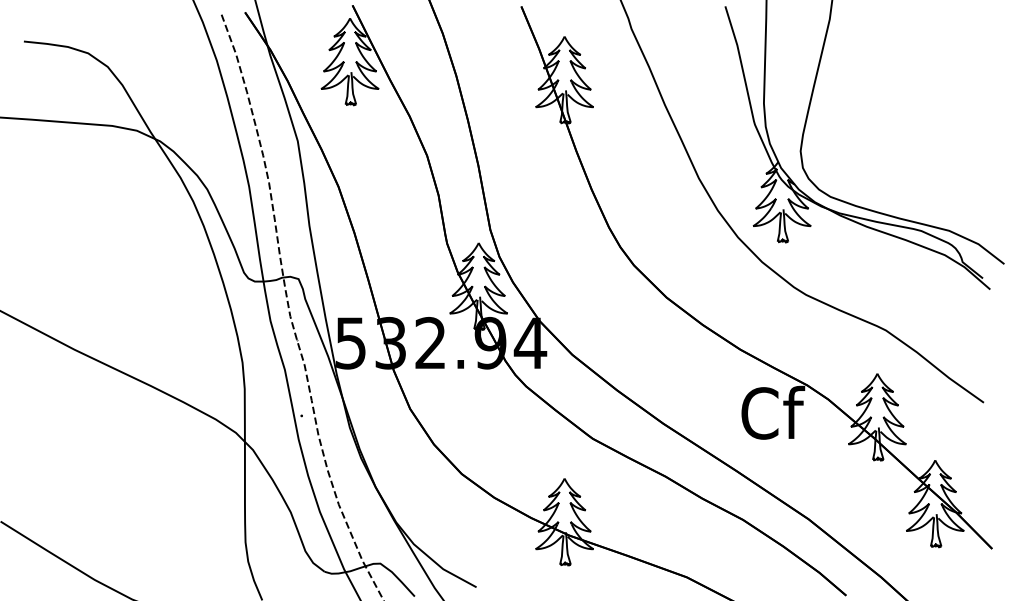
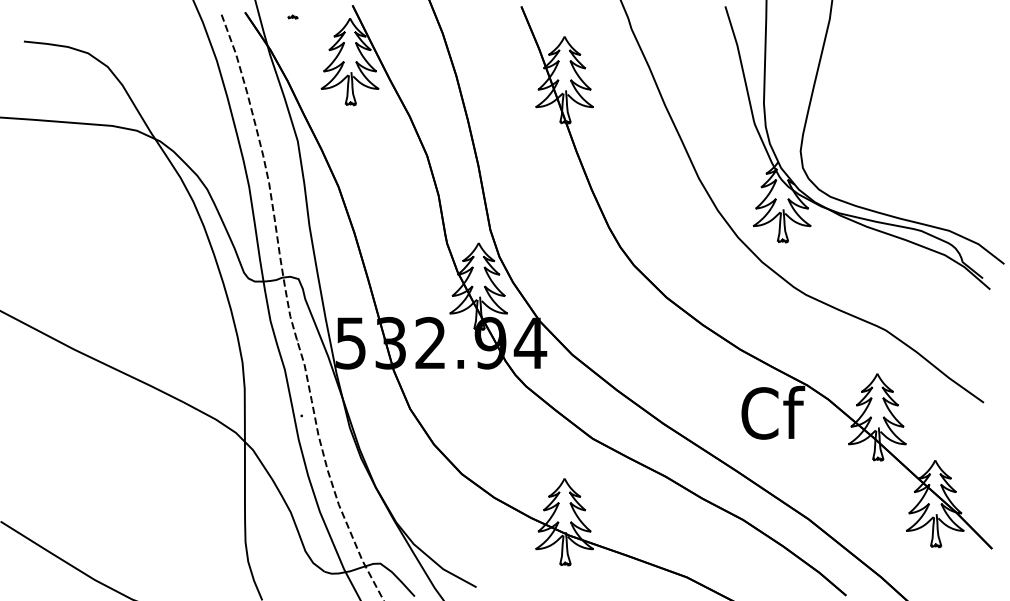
curve: none -> present (292, 16)
